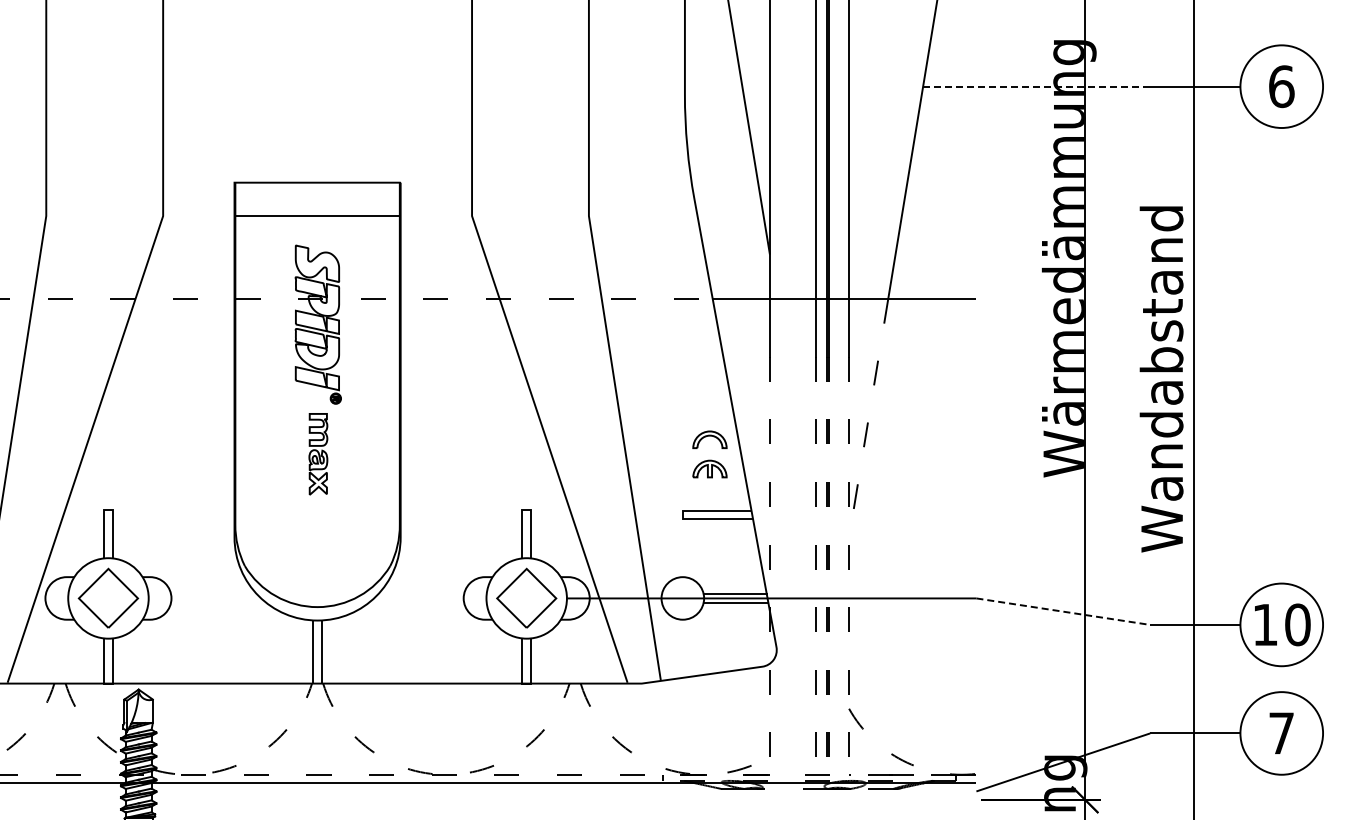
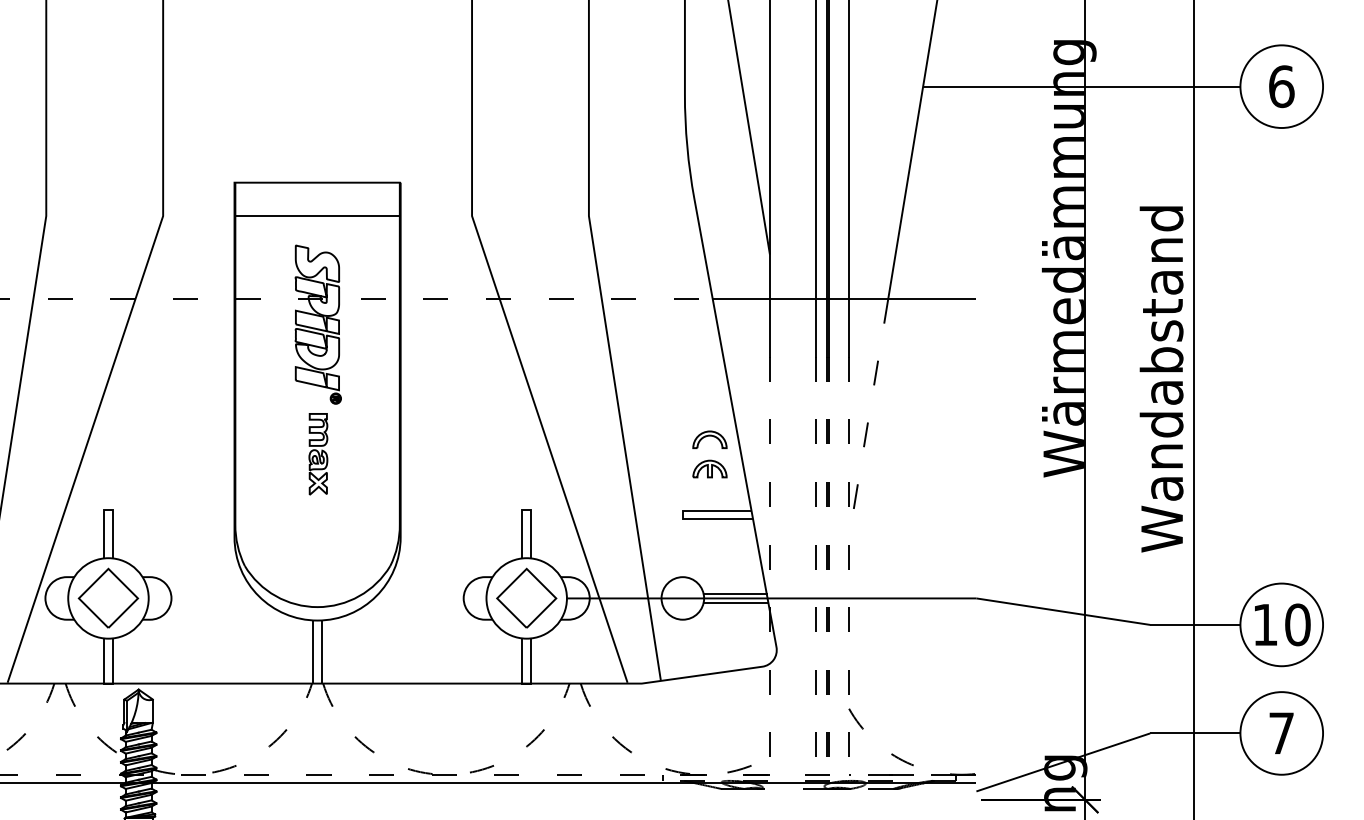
line: dashed -> solid (1036, 86)
line: dashed -> solid (1063, 611)
